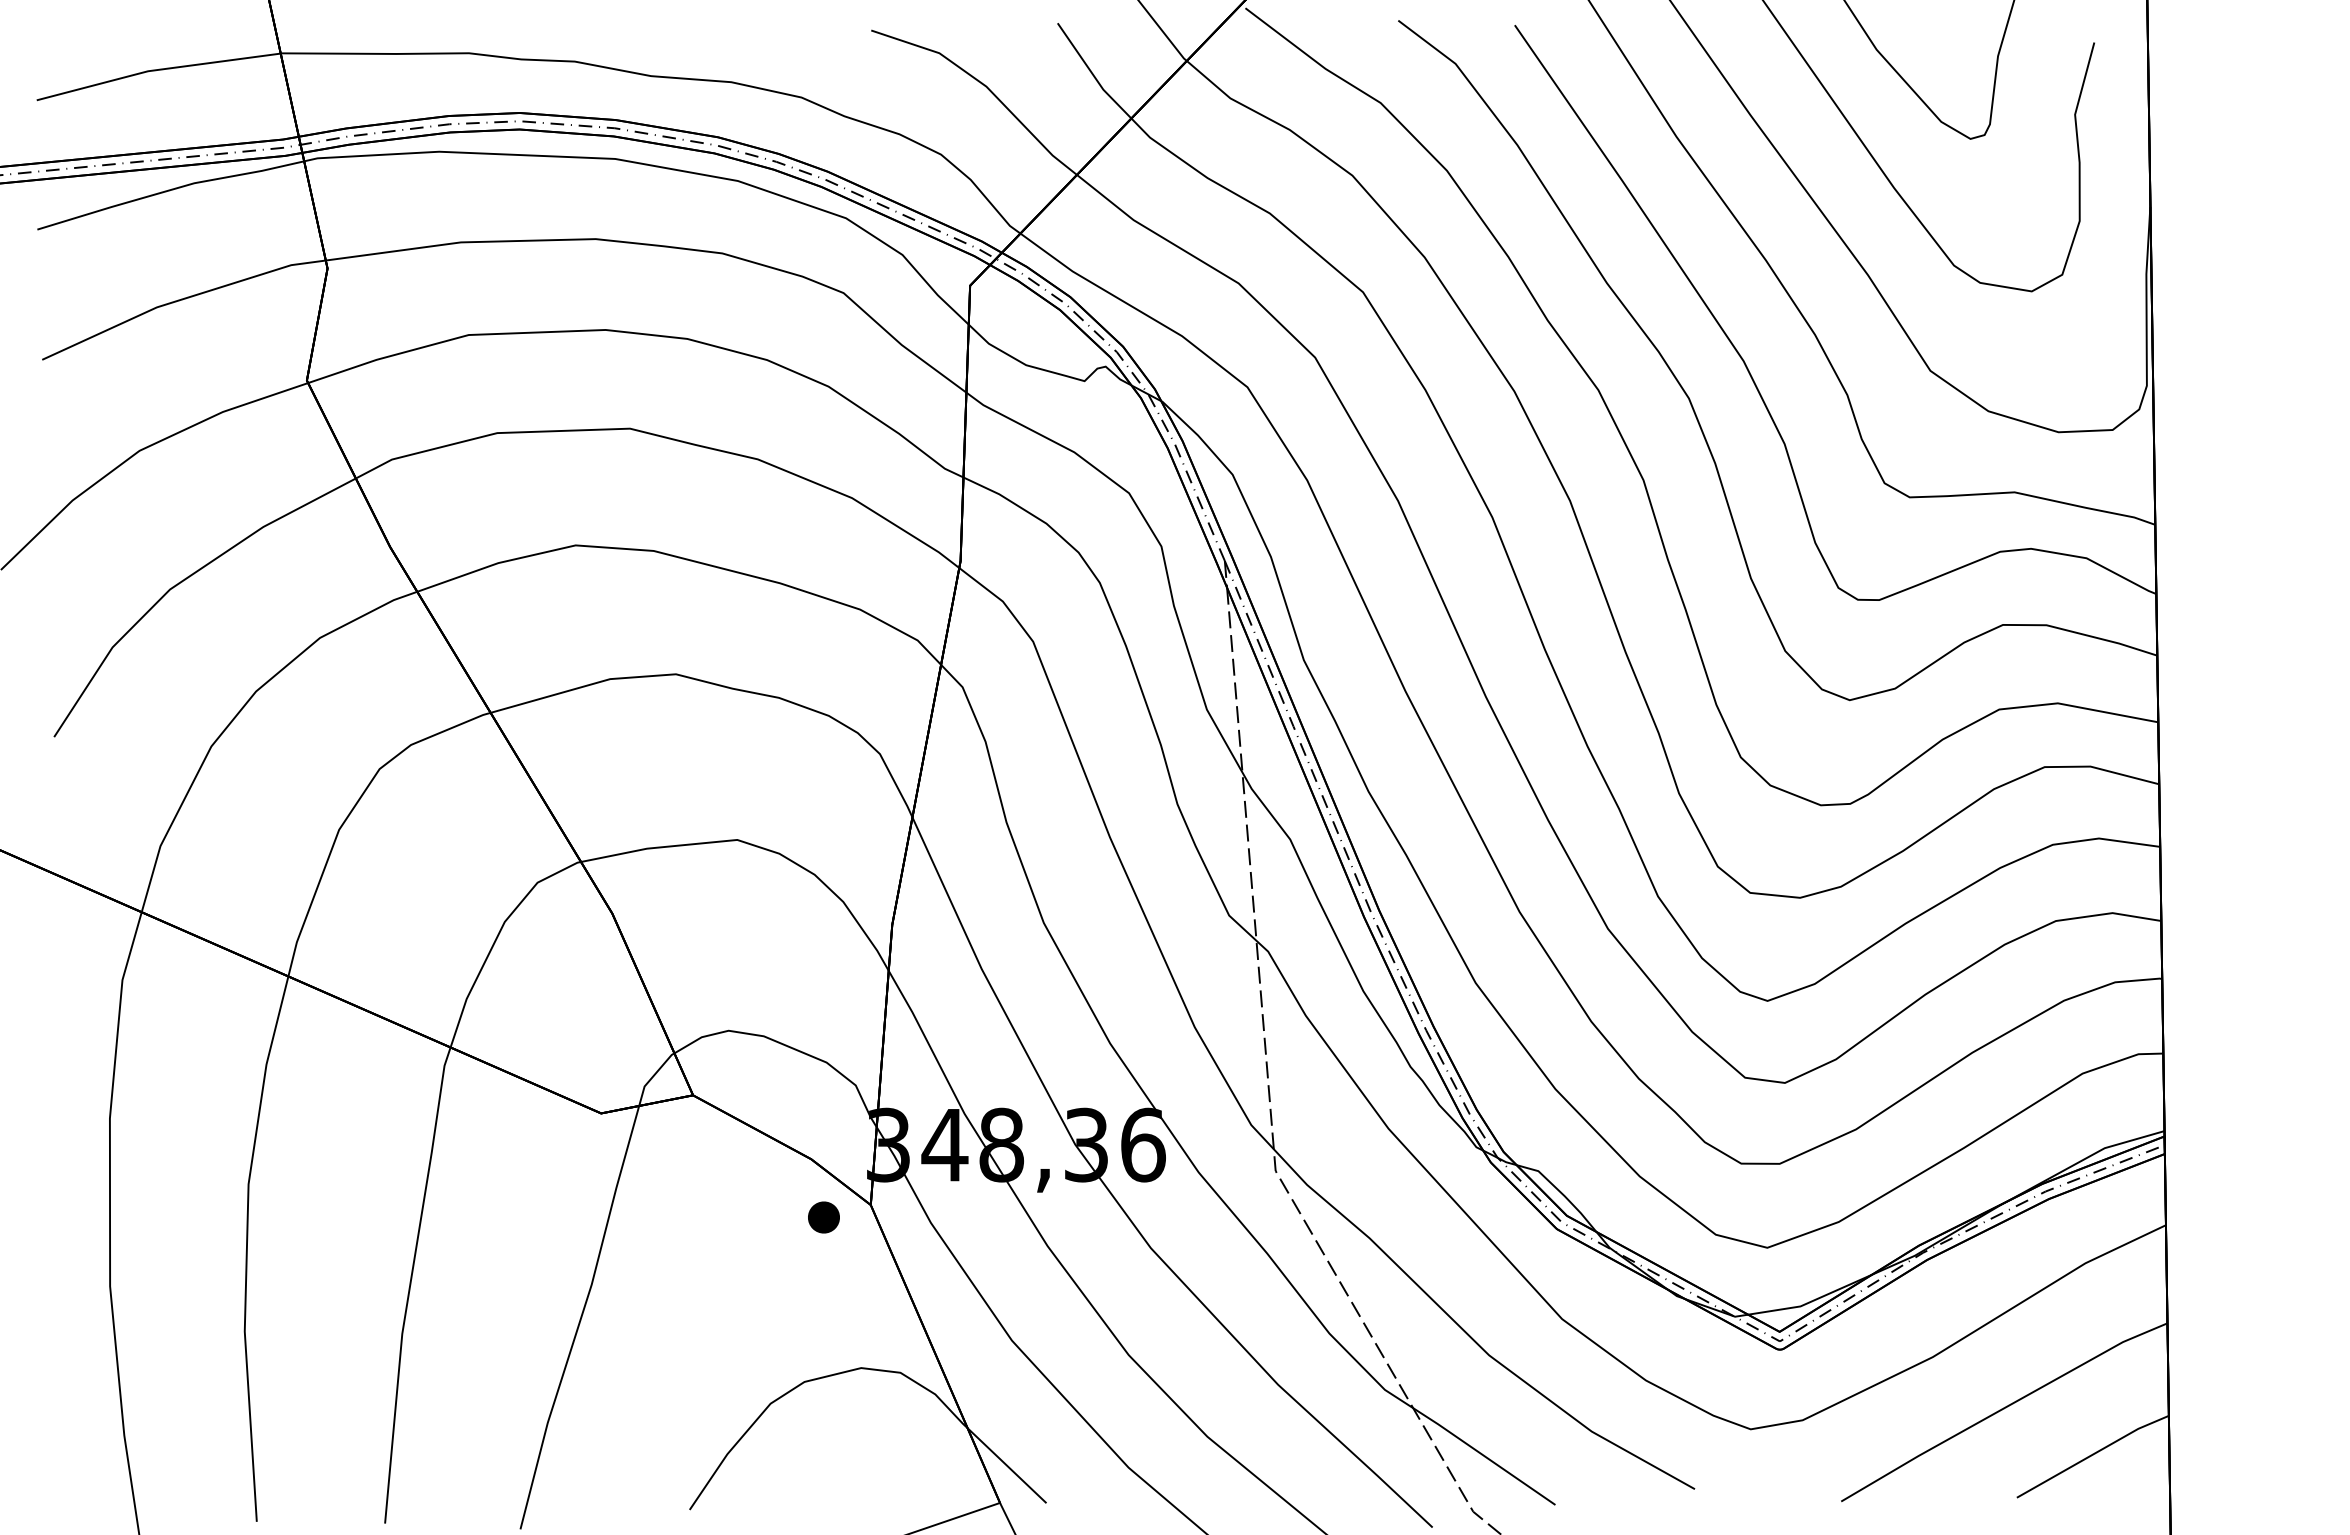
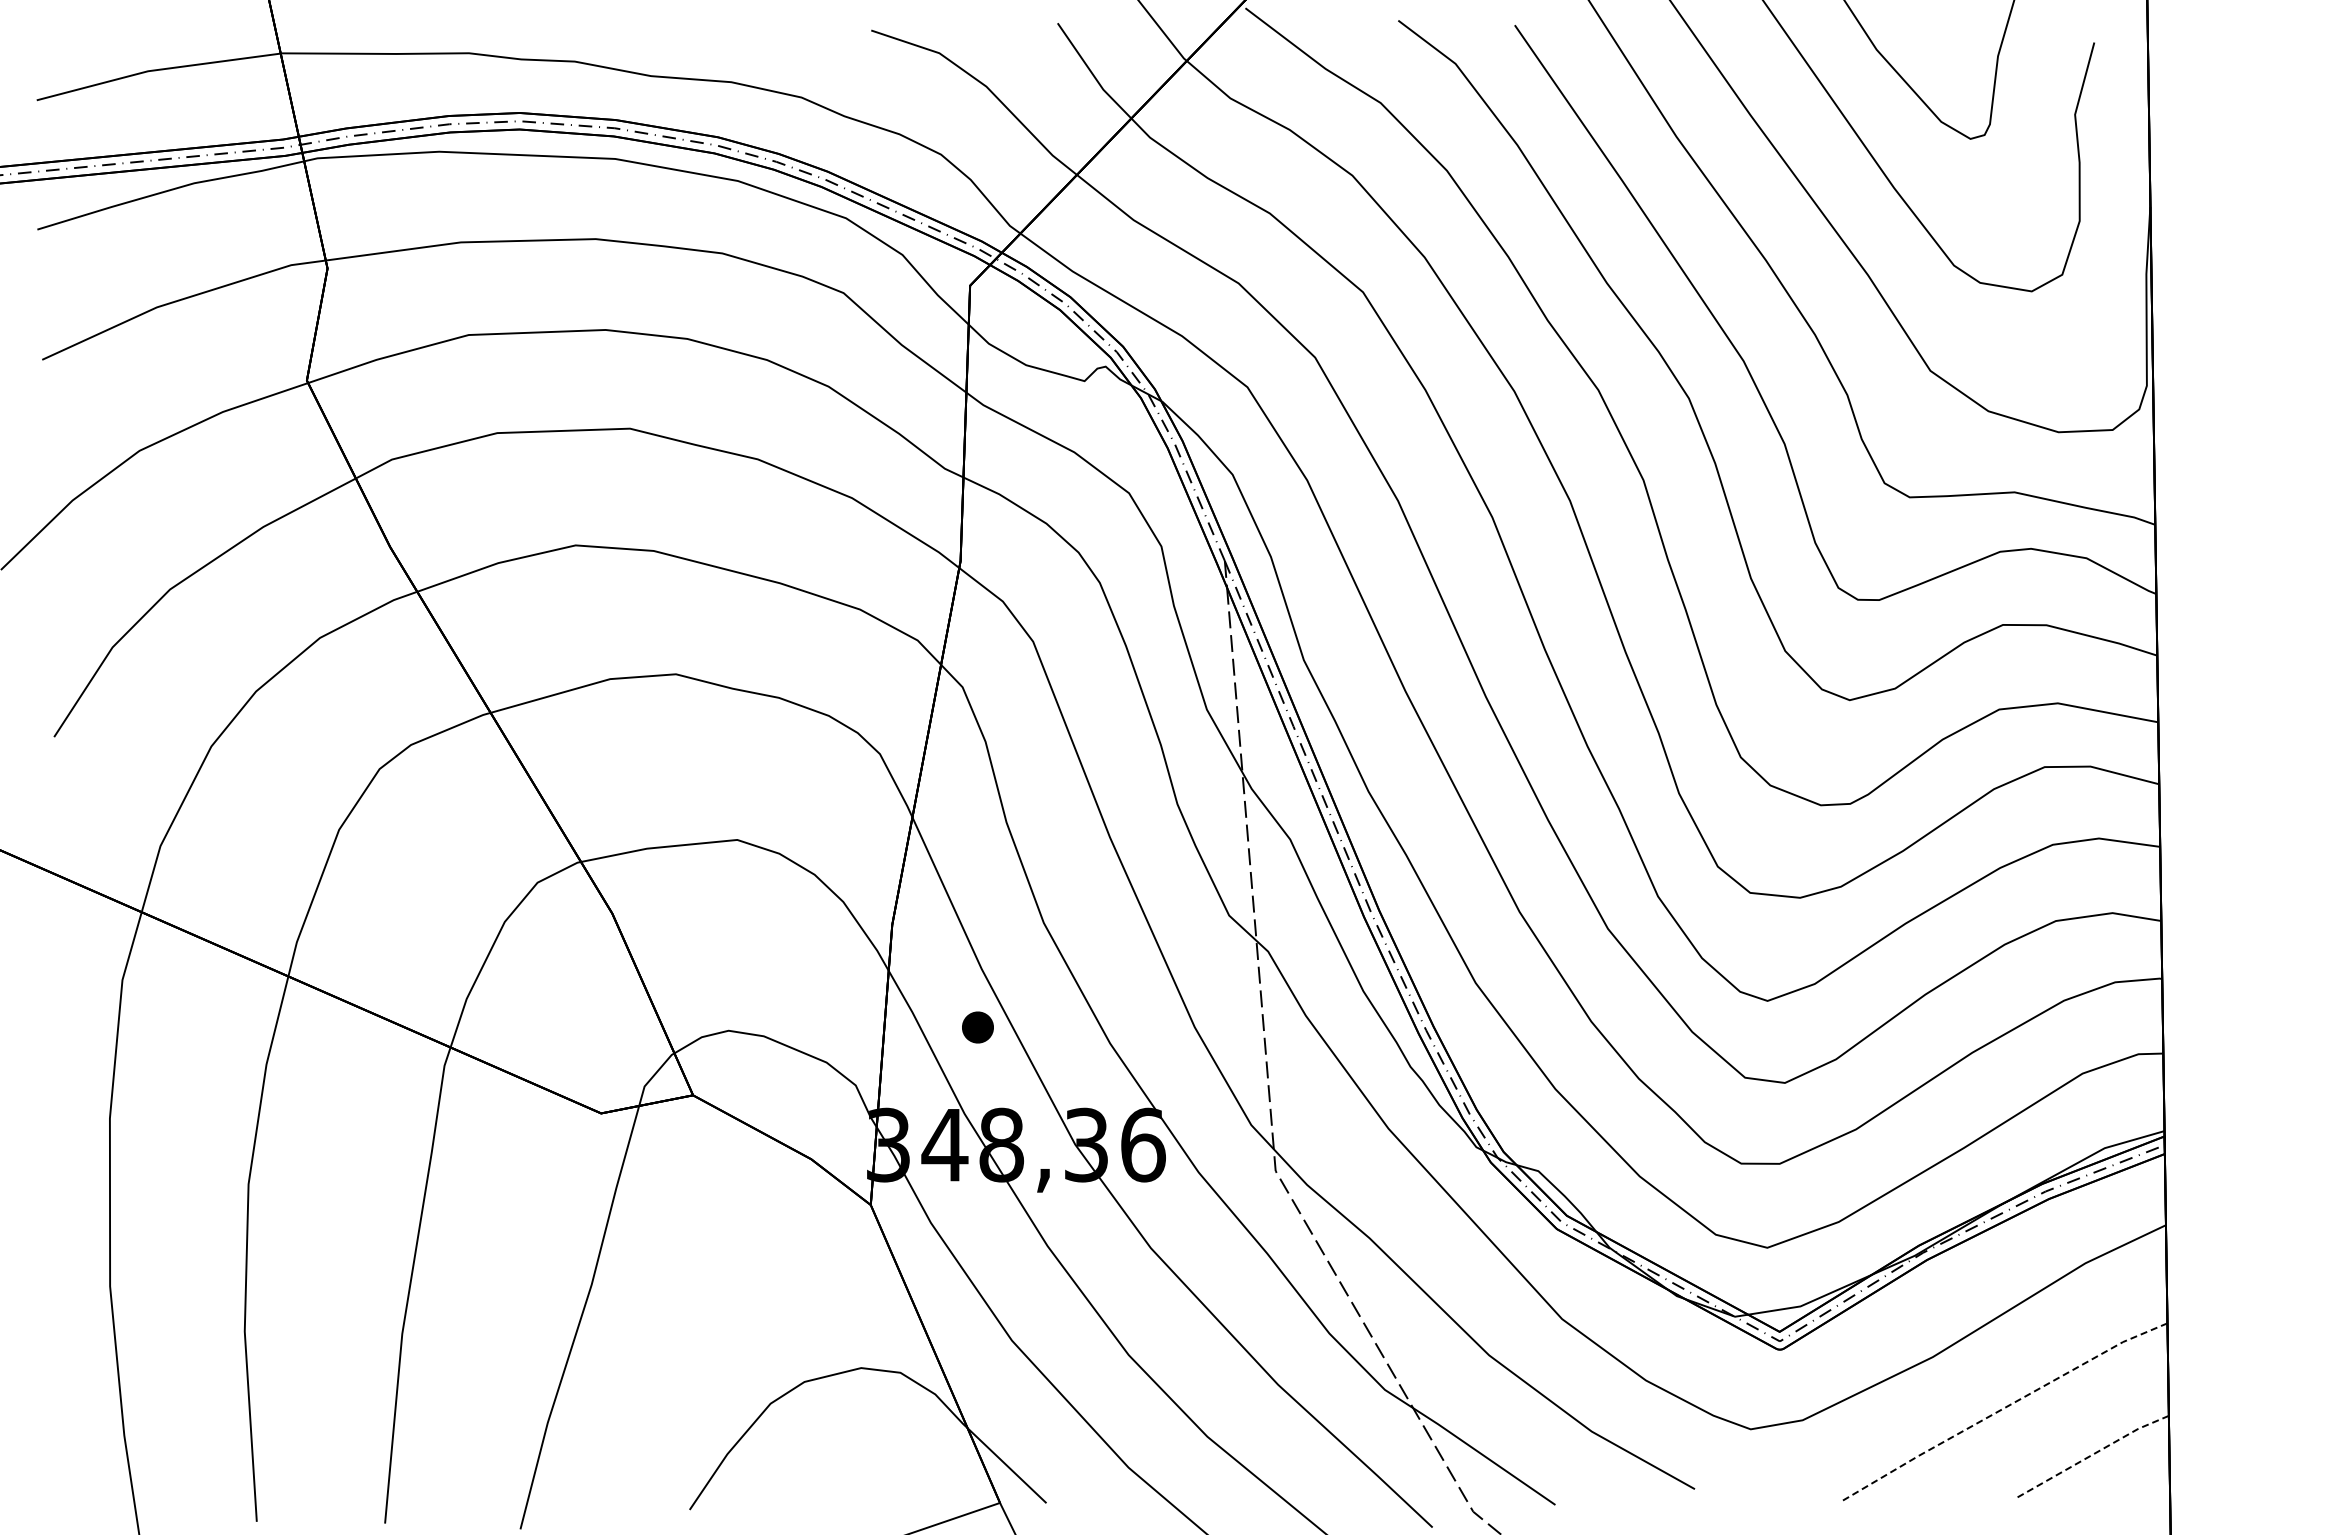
part position: (823, 1217) -> (977, 1027) (977, 1027)
line: solid -> dashed (2002, 1409)
line: solid -> dashed (2092, 1454)
